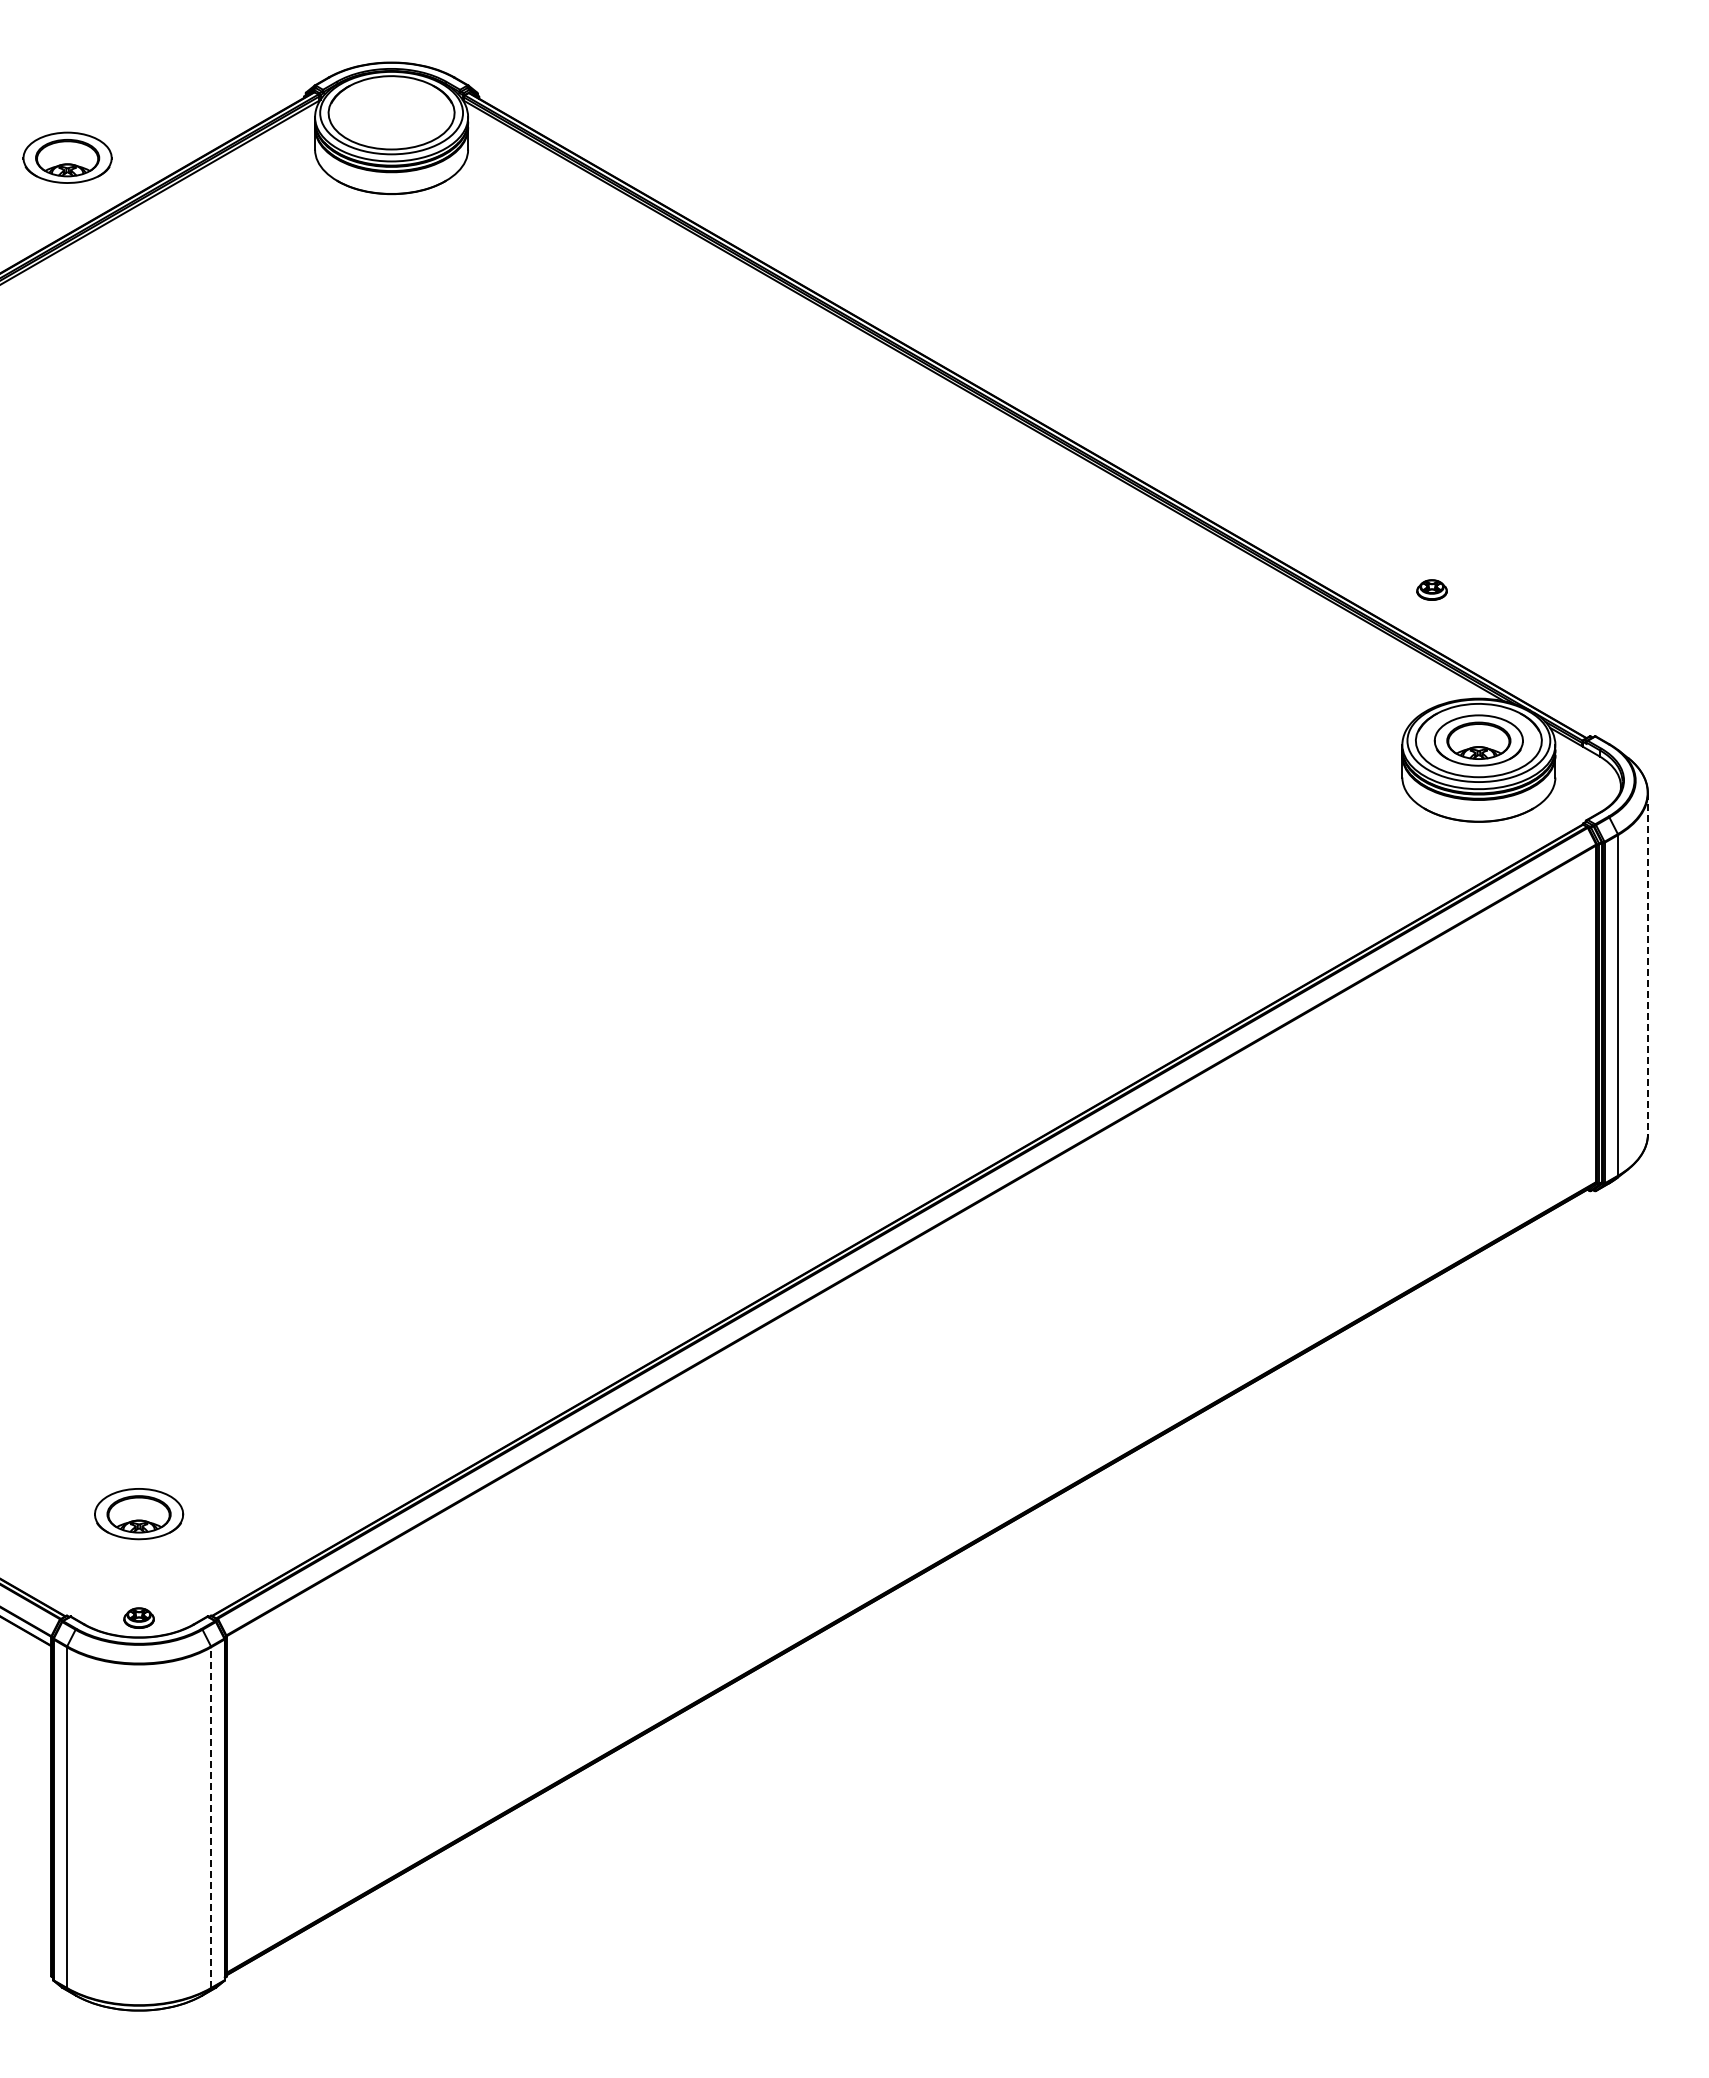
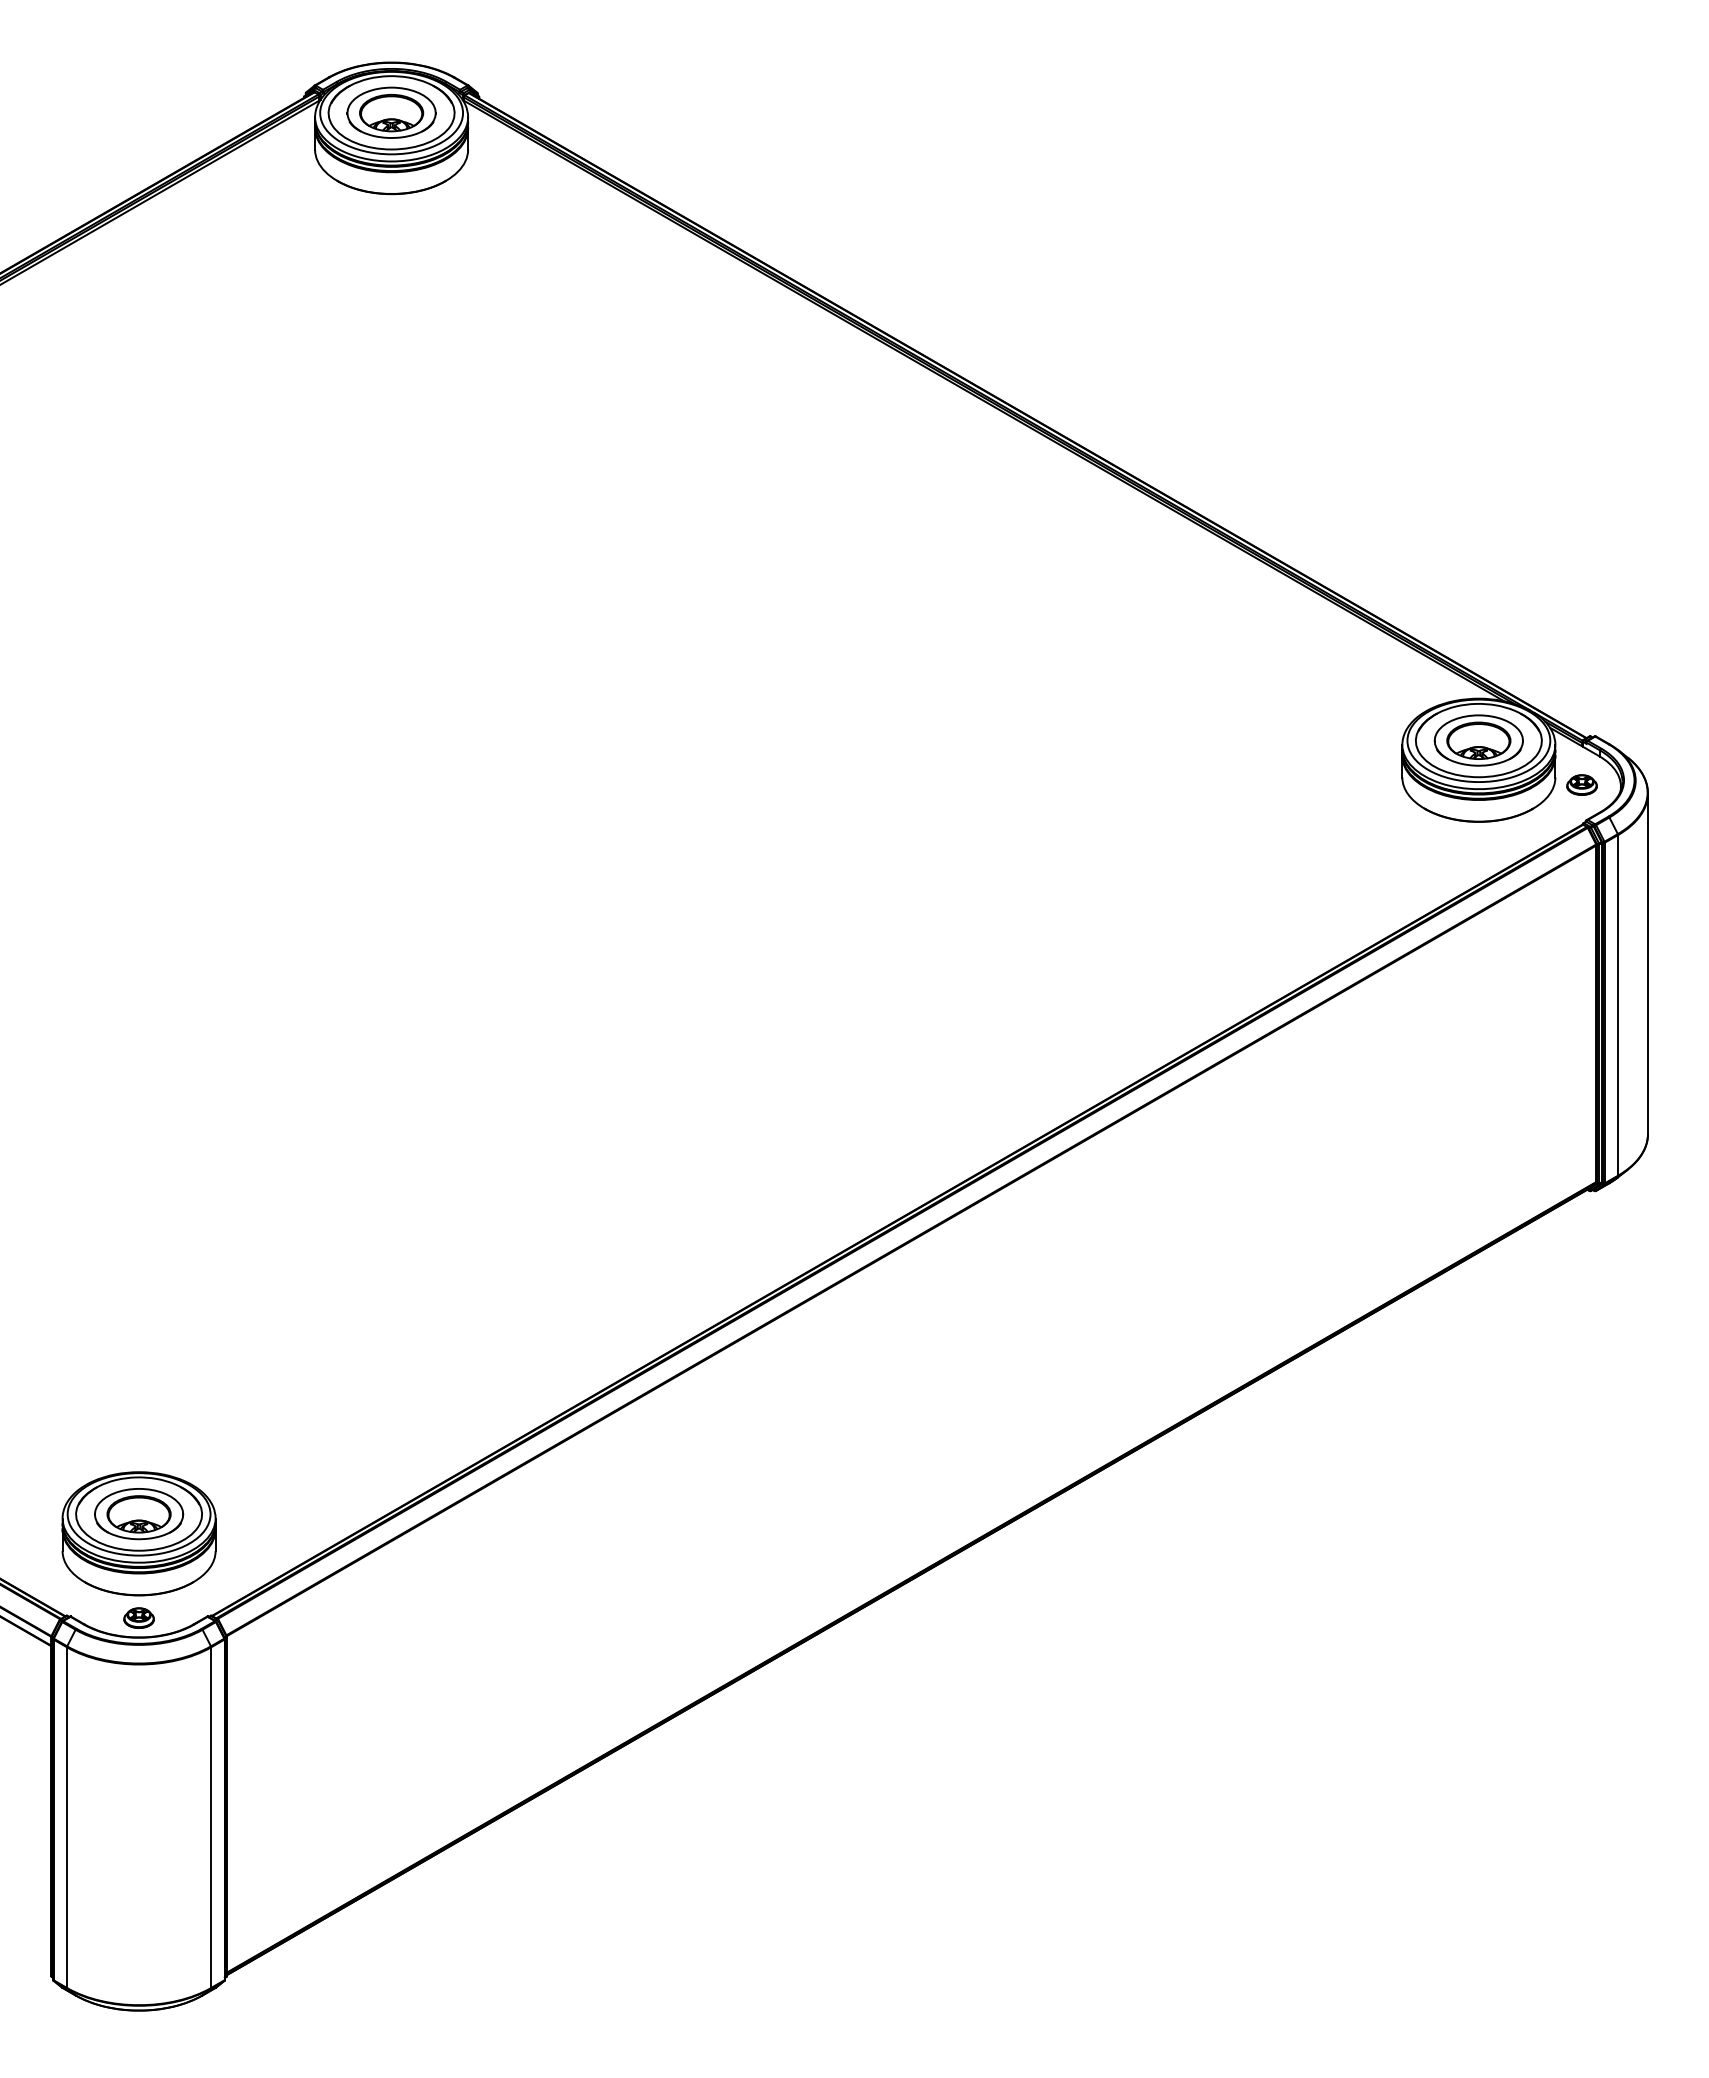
part position: (67, 157) -> (391, 112) (391, 112)
part position: (1431, 589) -> (1581, 784) (1581, 784)
line: dashed -> solid (1648, 964)
part: none -> present (138, 1533)
line: dashed -> solid (211, 1817)
